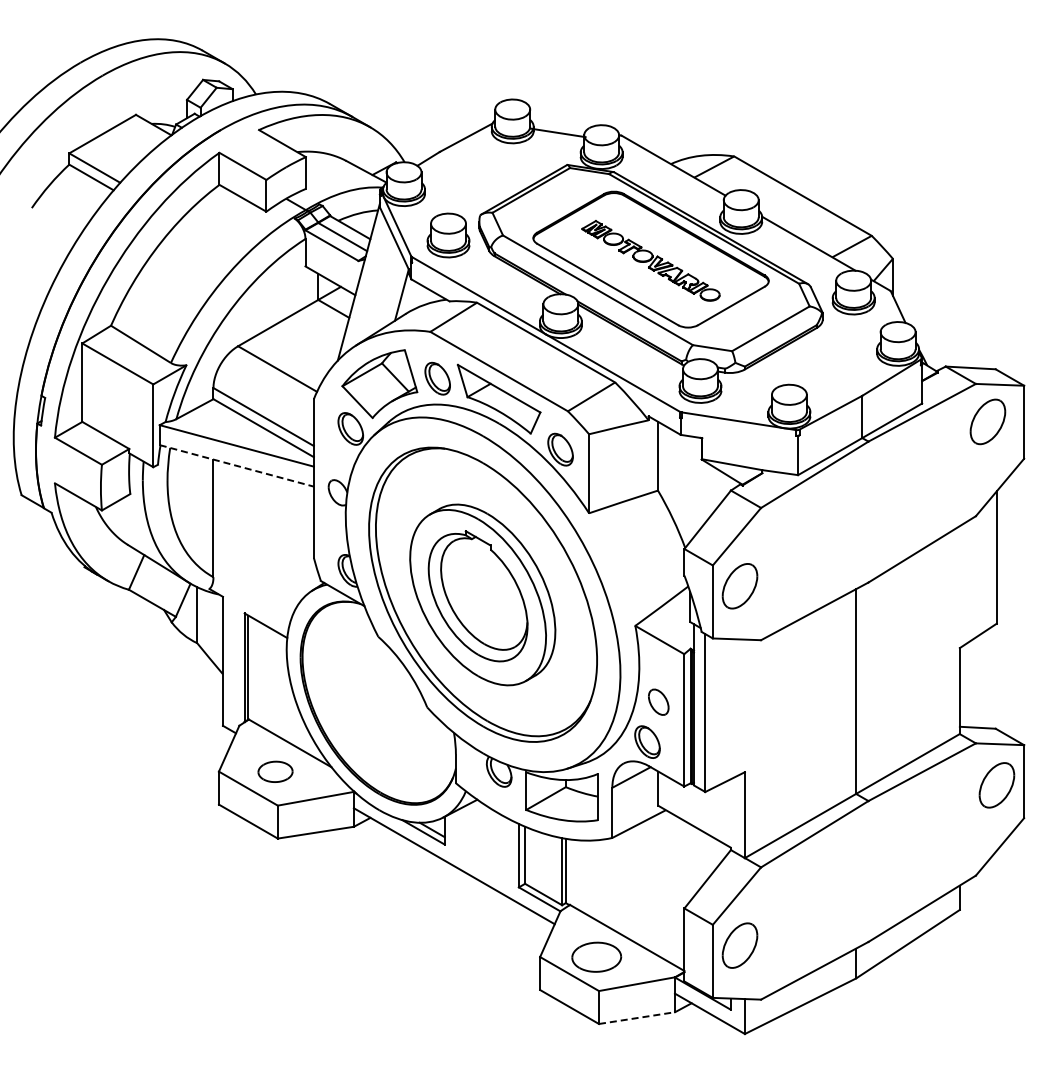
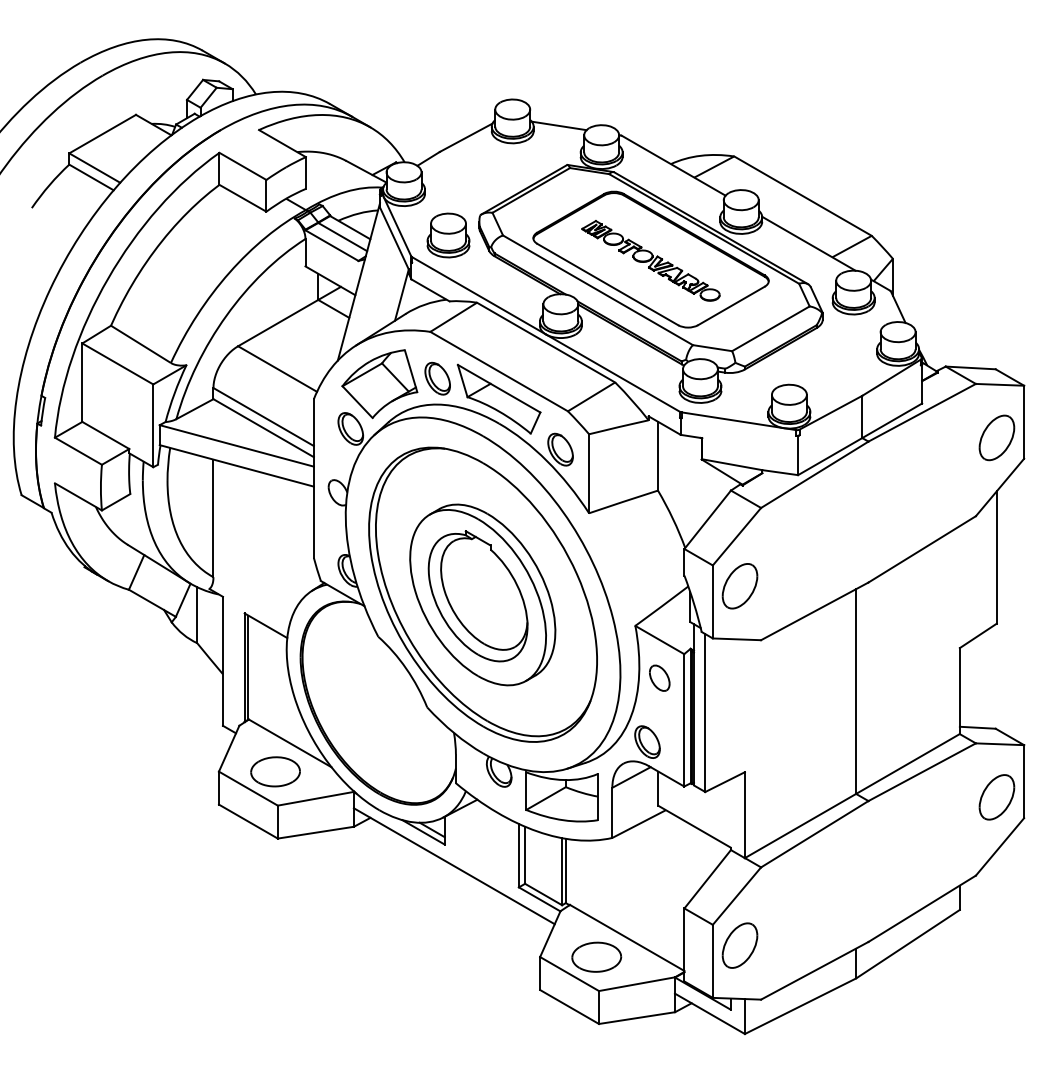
line position: (557, 132) -> (558, 125) (558, 125)
part position: (987, 421) -> (996, 437) (996, 437)
line: dashed -> solid (236, 465)
part position: (658, 701) -> (659, 677) (659, 677)
part size: 37x23 px -> 51x32 px (275, 771)
part position: (996, 785) -> (996, 797) (996, 797)
line: dashed -> solid (637, 1018)
